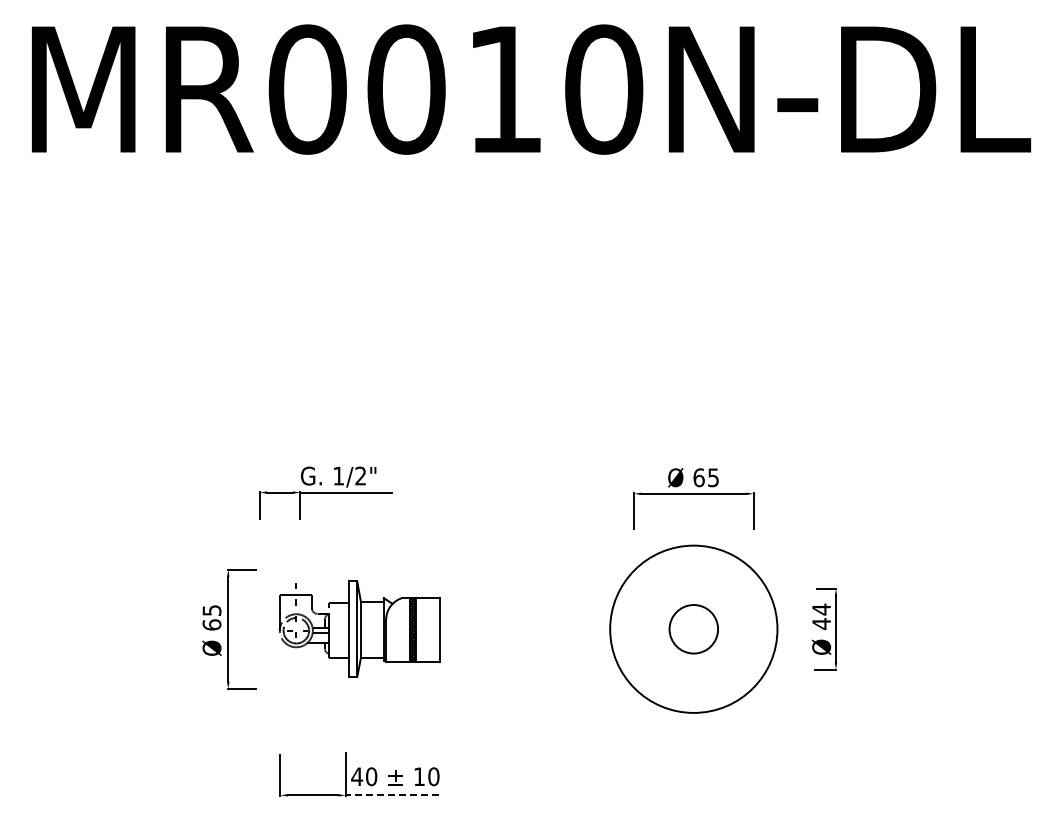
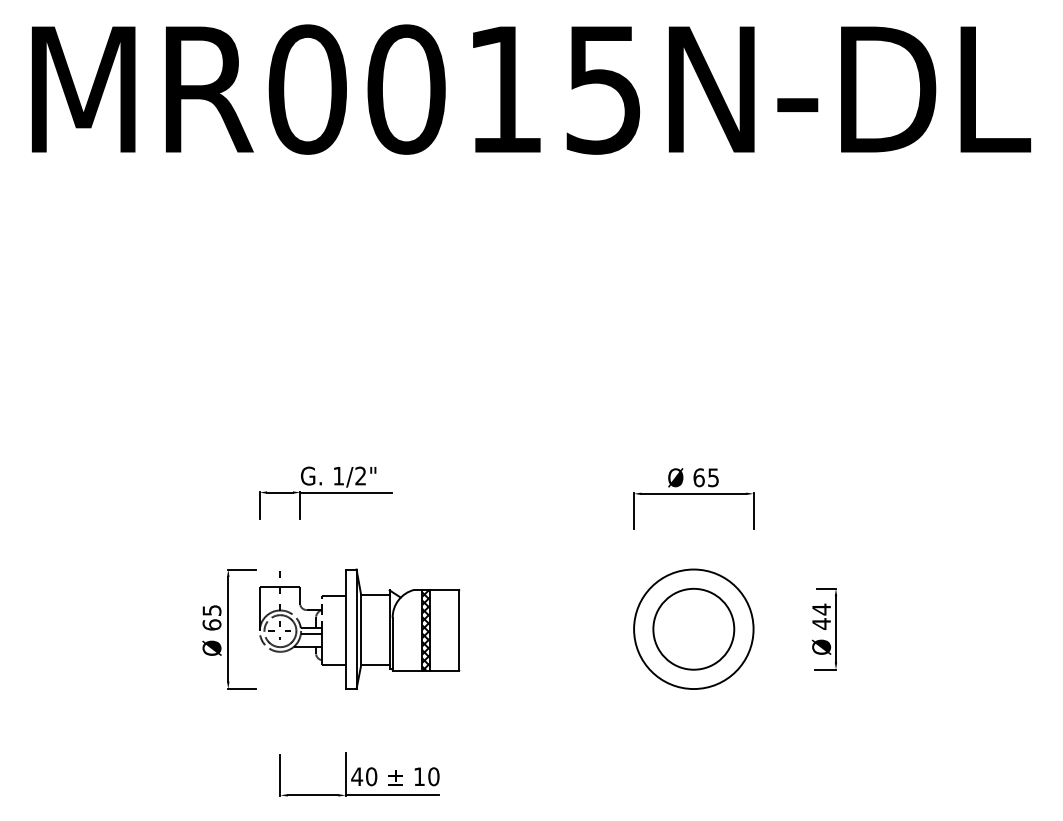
text: MR0010N-DL -> MR0015N-DL (604, 89)
part size: 163x98 px -> 202x122 px (359, 628)
circle diameter: 167 px -> 119 px (693, 629)
circle diameter: 49 px -> 81 px (693, 628)
line: dashed -> solid (391, 795)
